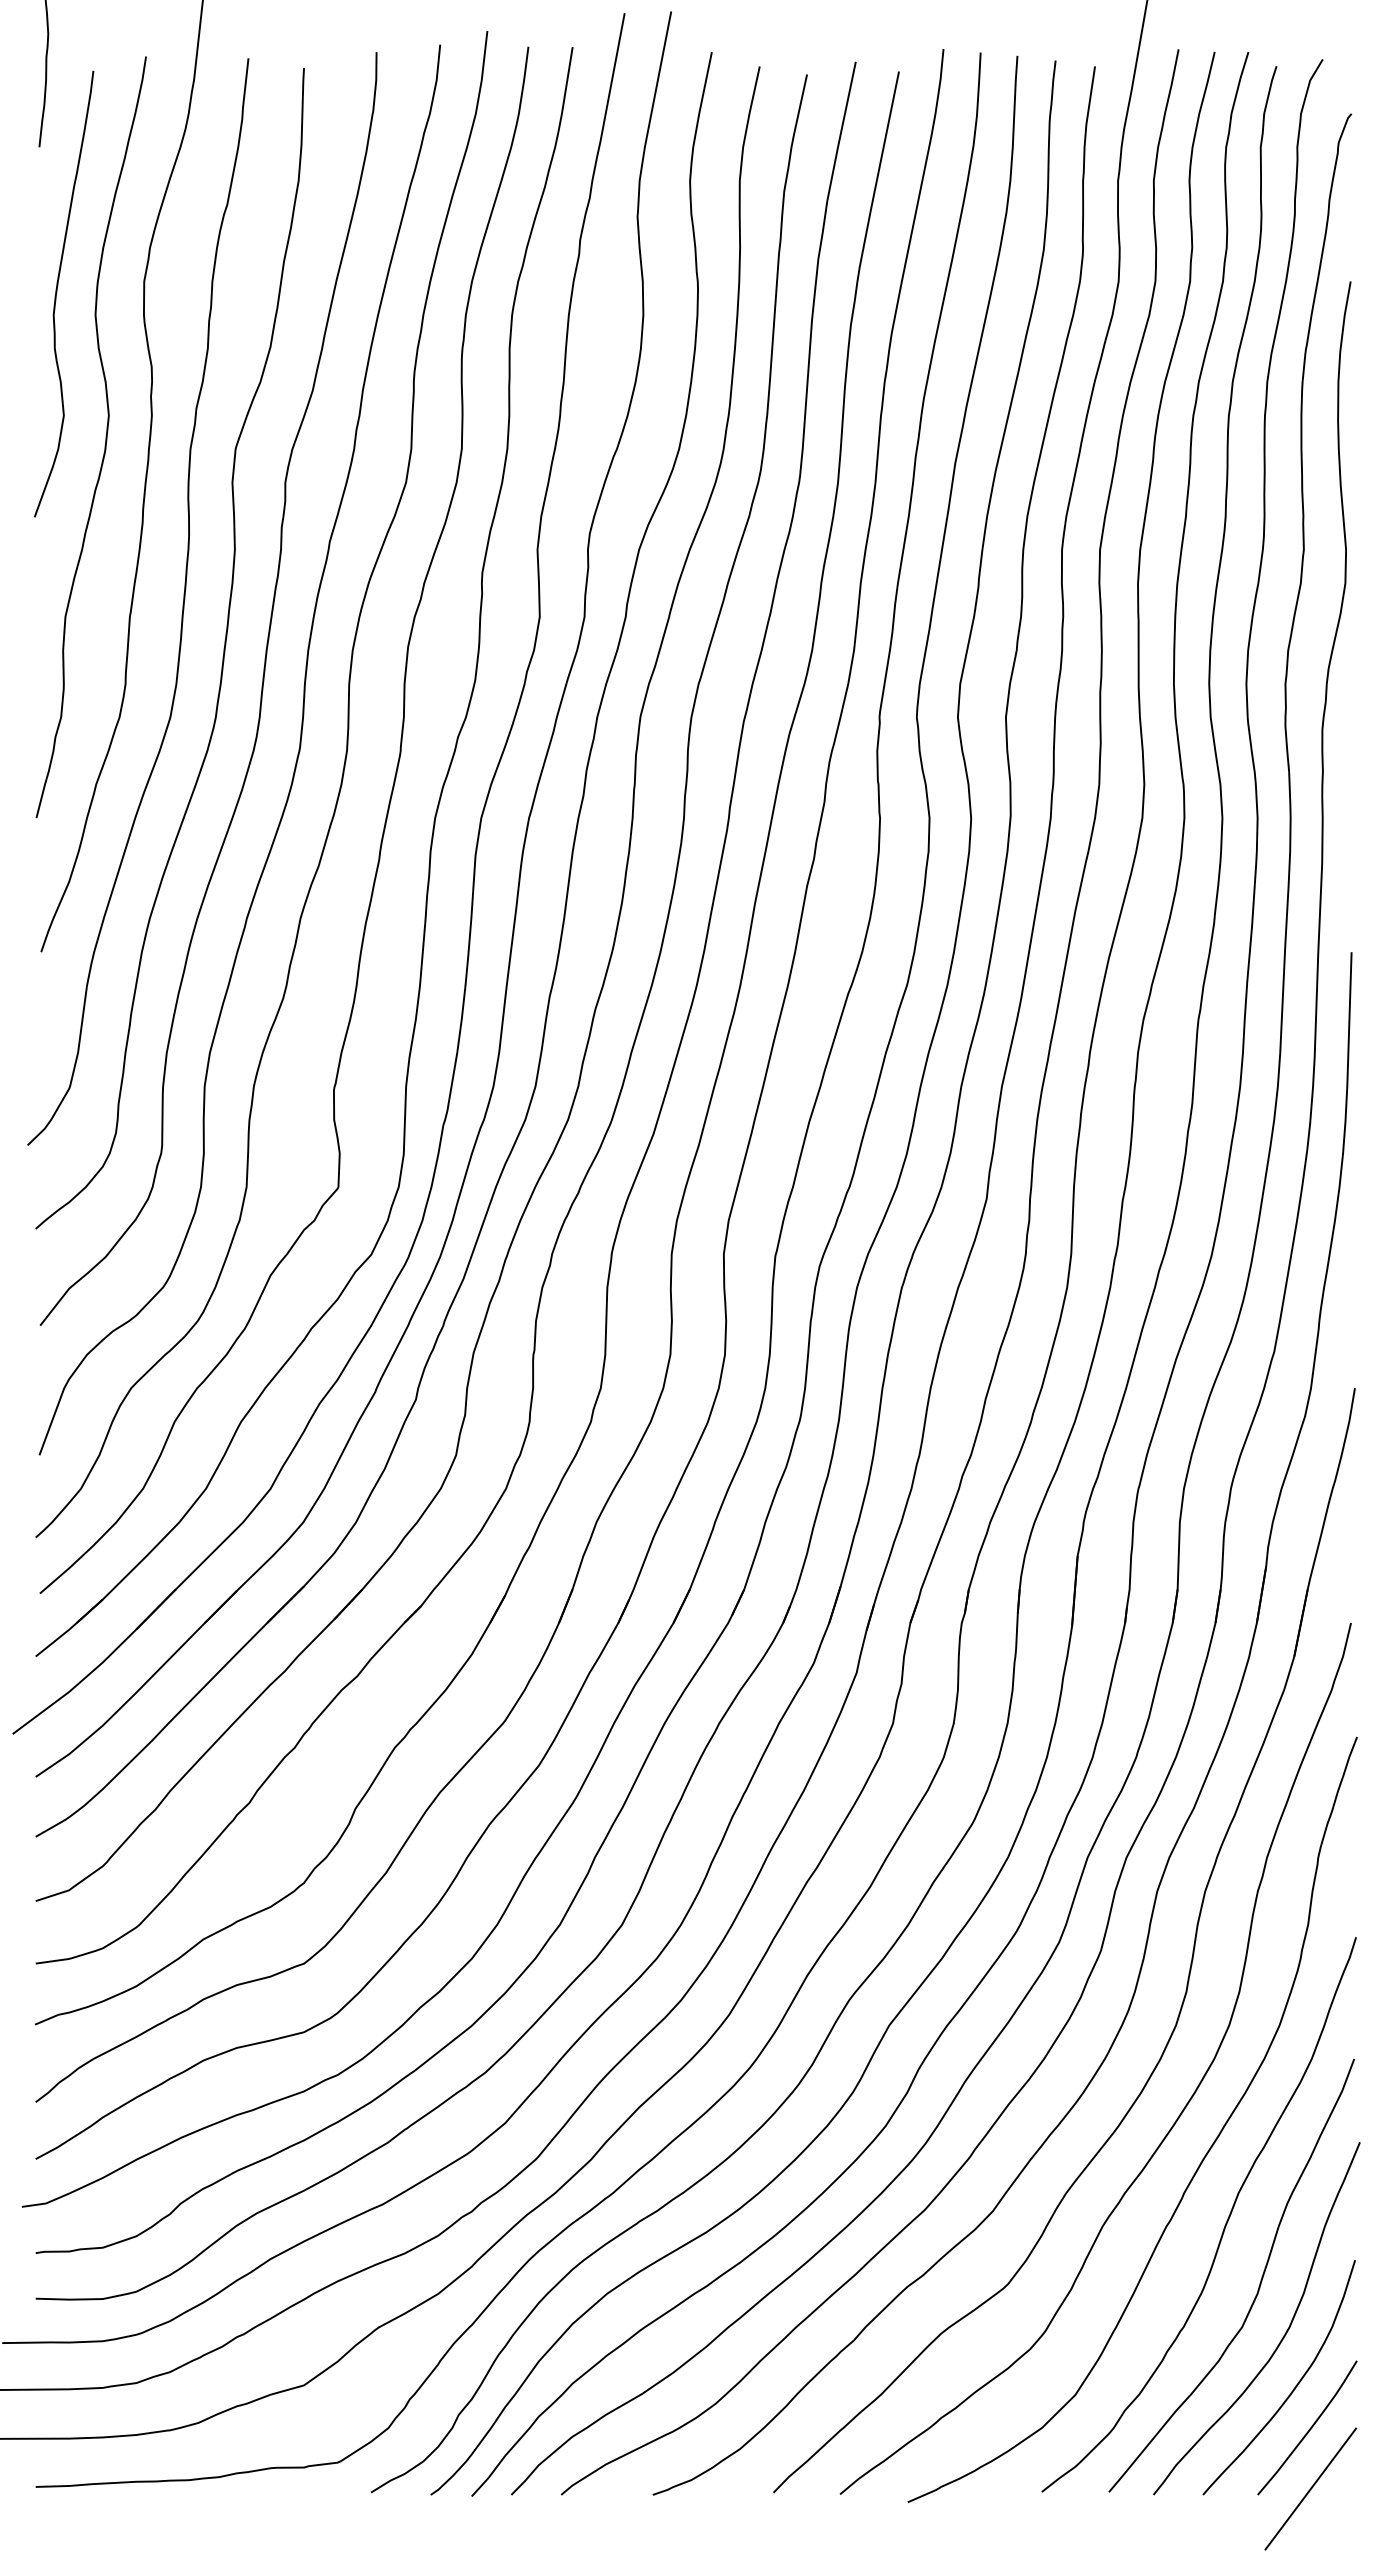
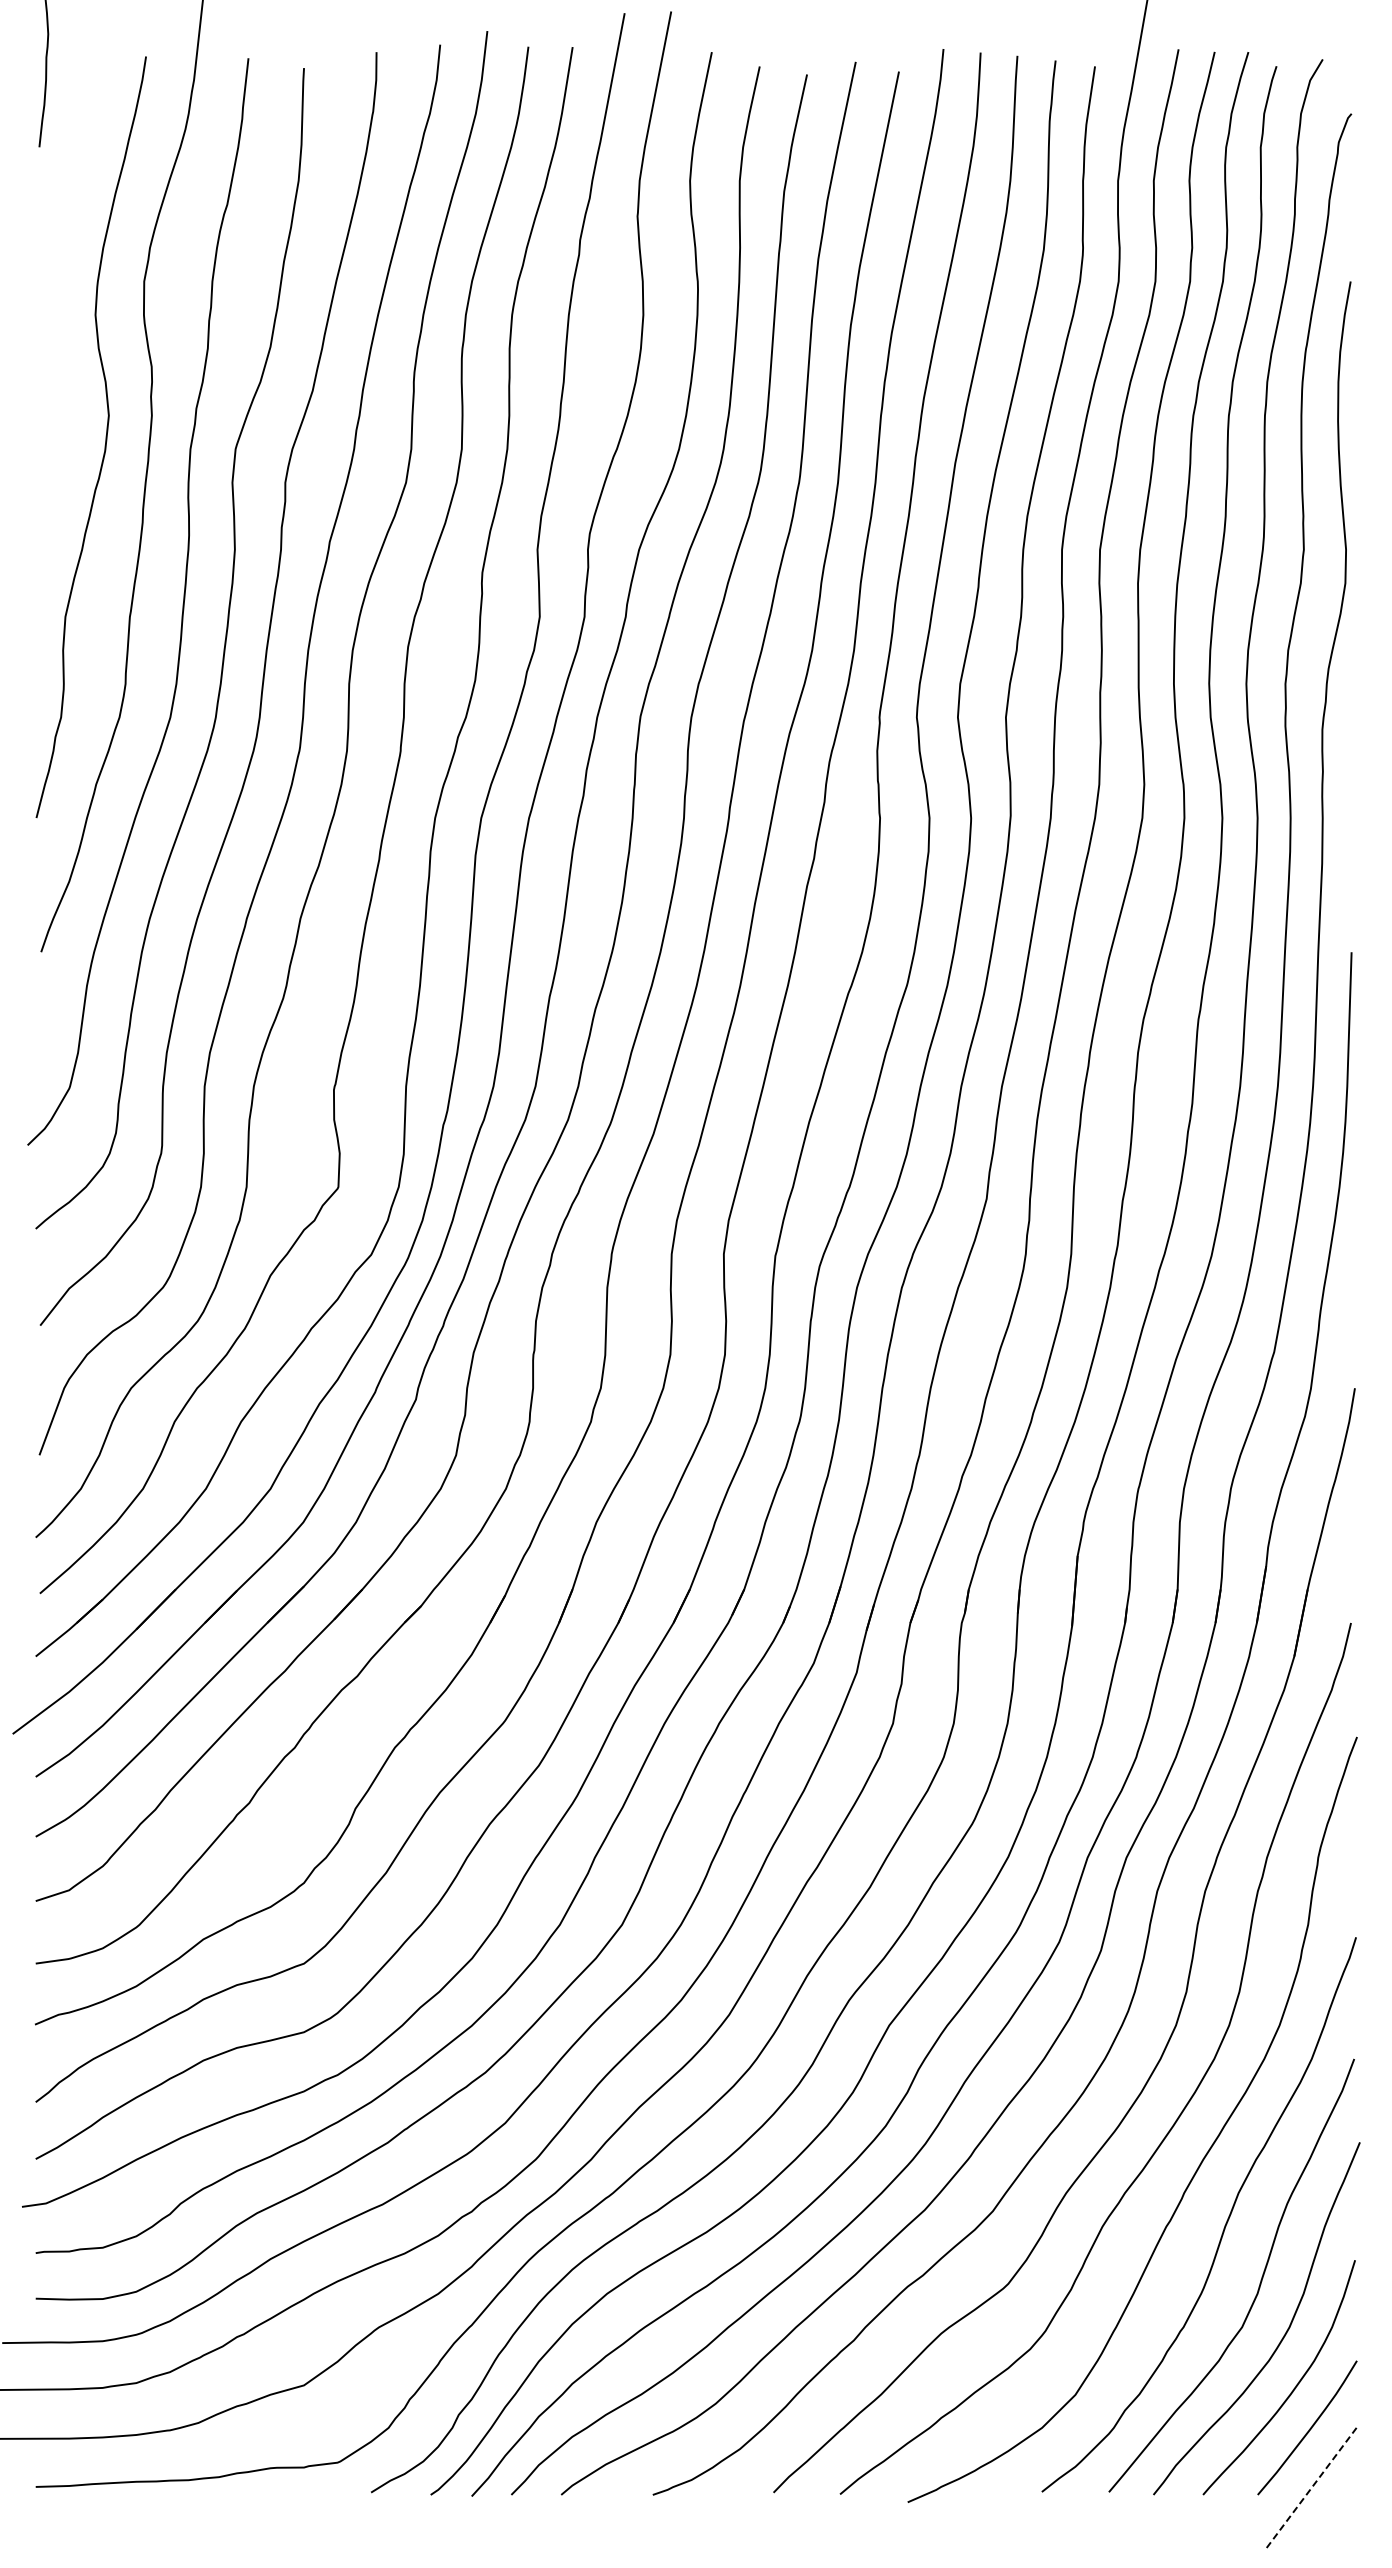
curve: present -> none (57, 292)
line: solid -> dashed (1310, 2489)
